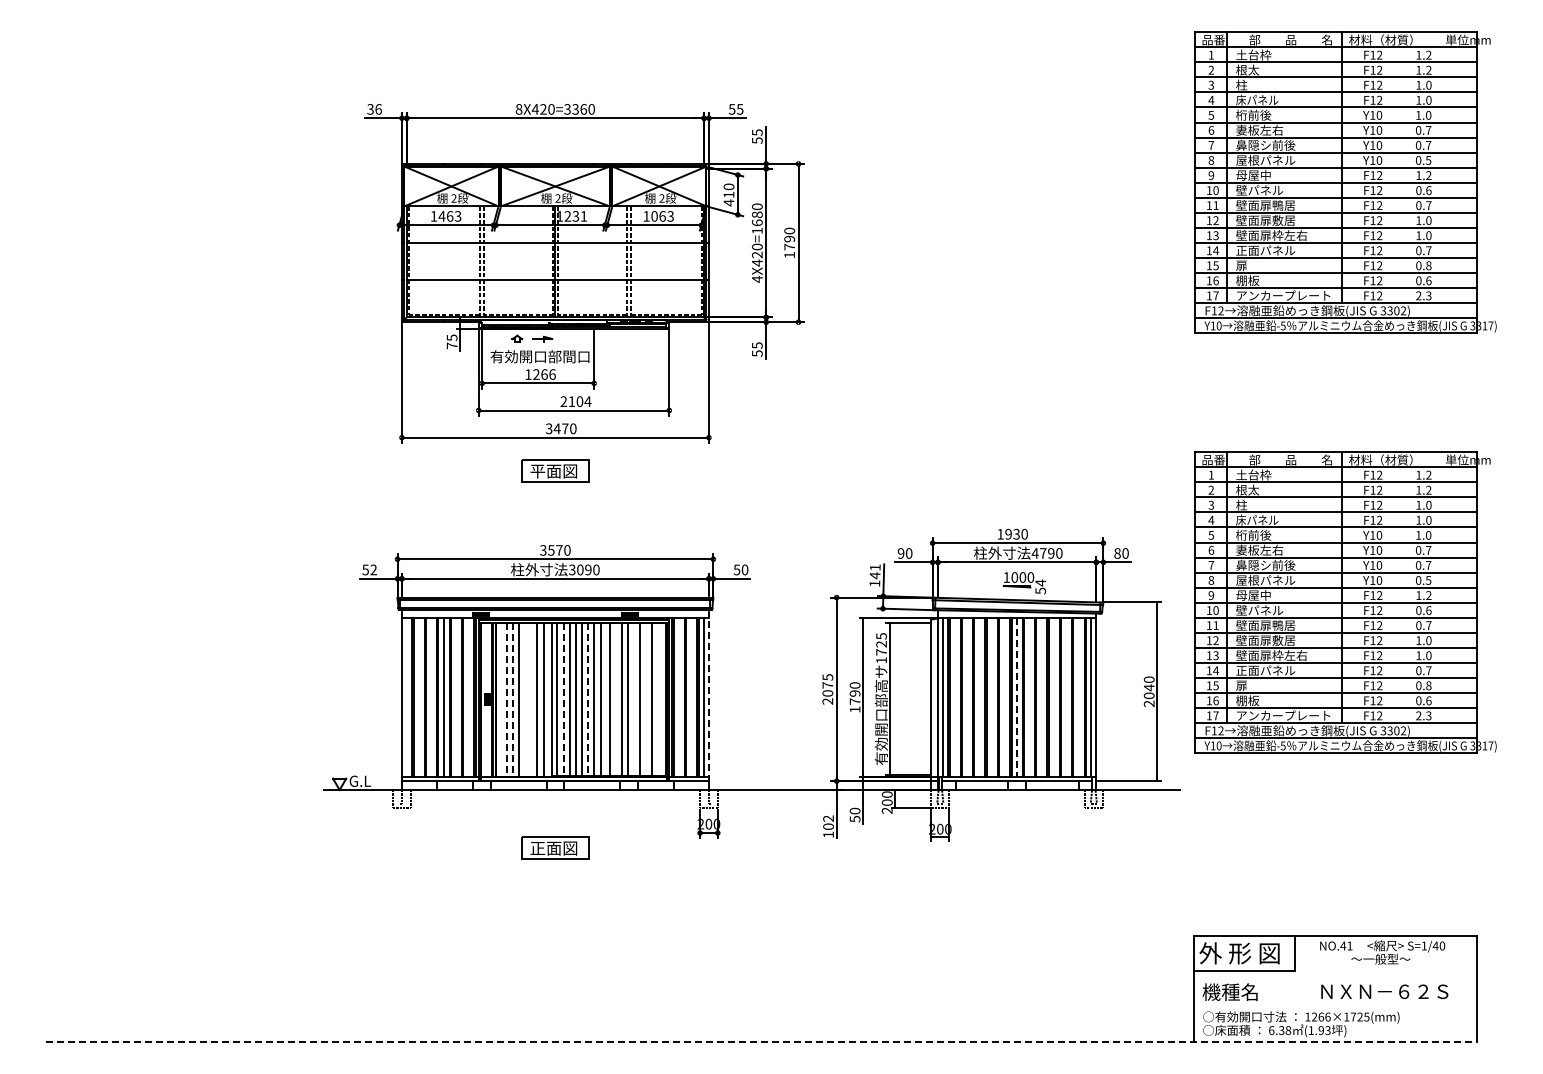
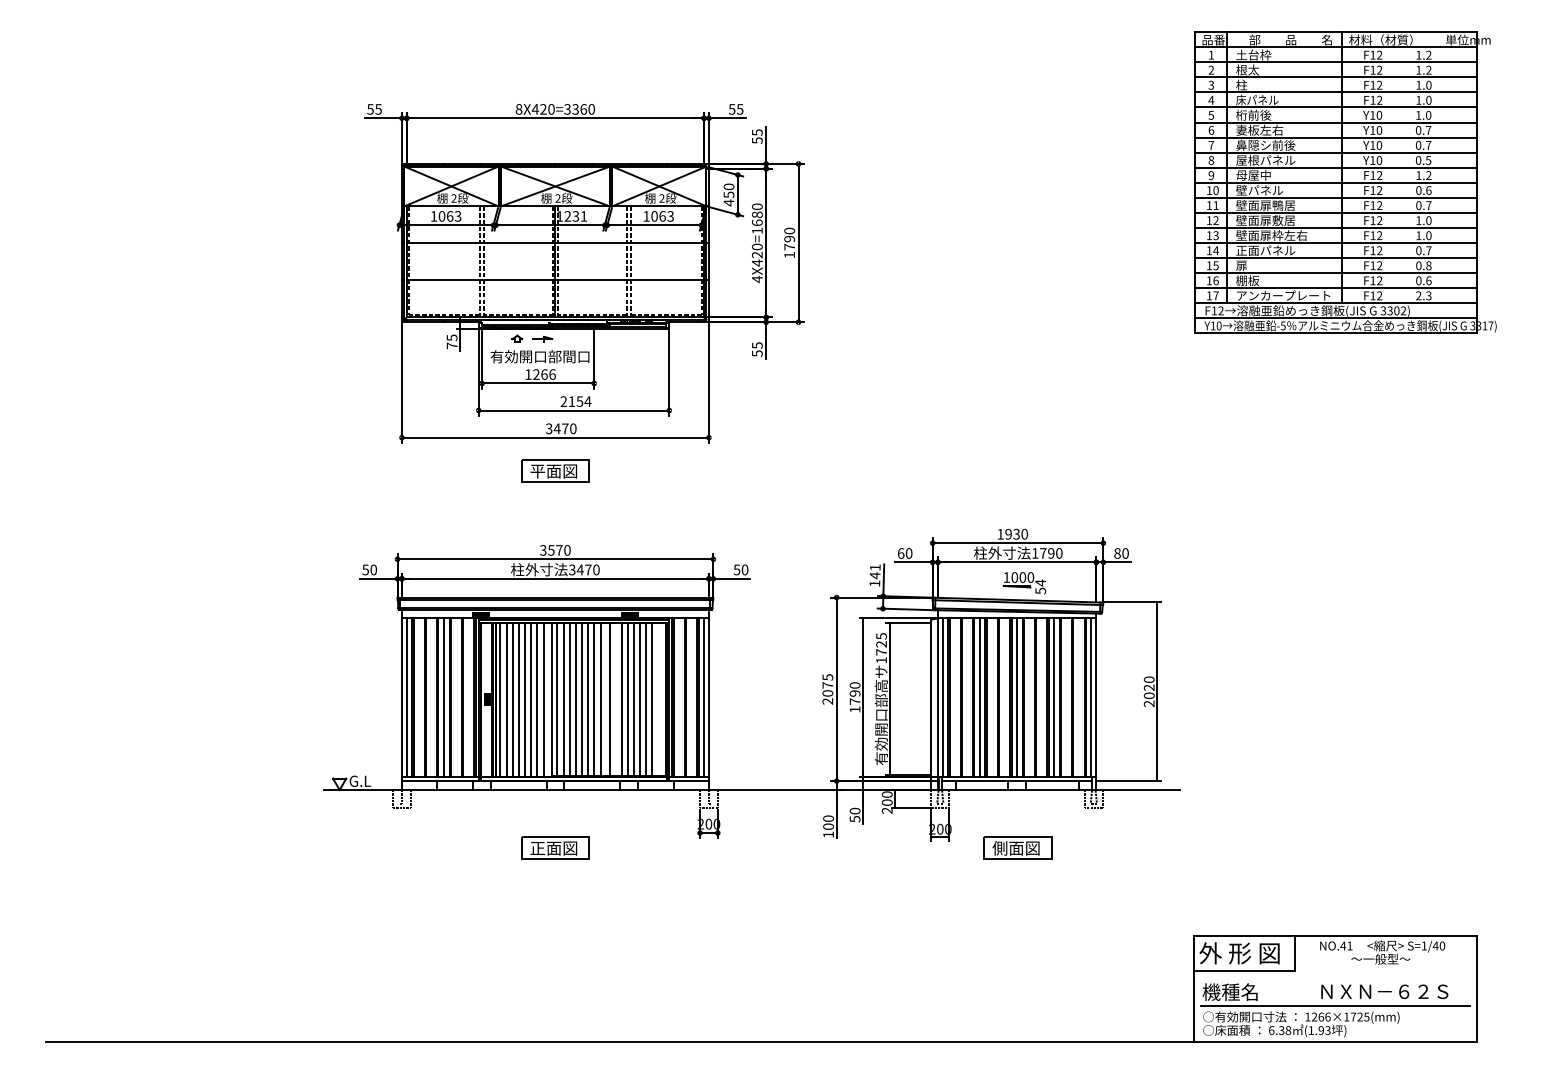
text: 36 -> 55 (374, 109)
text: 410 -> 450 (728, 194)
text: 1463 -> 1063 (441, 216)
text: 2104 -> 2154 (579, 401)
text: 90 -> 60 (900, 553)
text: 4790 -> 1790 (1034, 553)
text: 52 -> 50 (373, 569)
text: 3090 -> 3470 (583, 569)
part: present -> none (1345, 602)
text: 2040 -> 2020 (1148, 687)
line: none -> present (406, 697)
line: none -> present (979, 697)
line: none -> present (1054, 697)
line: dashed -> solid (1017, 698)
line: none -> present (500, 699)
line: none -> present (525, 699)
line: none -> present (531, 699)
line: none -> present (633, 699)
line: none -> present (646, 699)
line: dashed -> solid (506, 700)
line: dashed -> solid (512, 700)
line: dashed -> solid (563, 700)
line: dashed -> solid (588, 700)
line: dashed -> solid (708, 700)
text: 102 -> 100 (828, 818)
part: none -> present (1017, 847)
line: none -> present (1334, 1006)
line: dashed -> solid (761, 1041)
